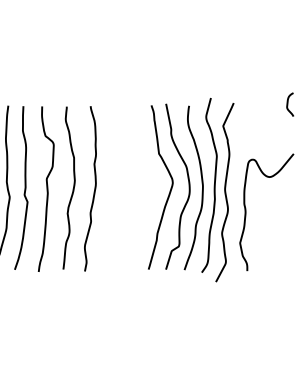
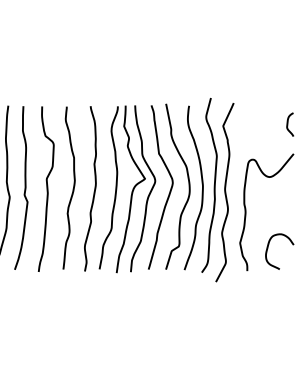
curve position: (288, 104) -> (288, 124) (288, 124)
part: none -> present (127, 189)
curve: none -> present (268, 248)
